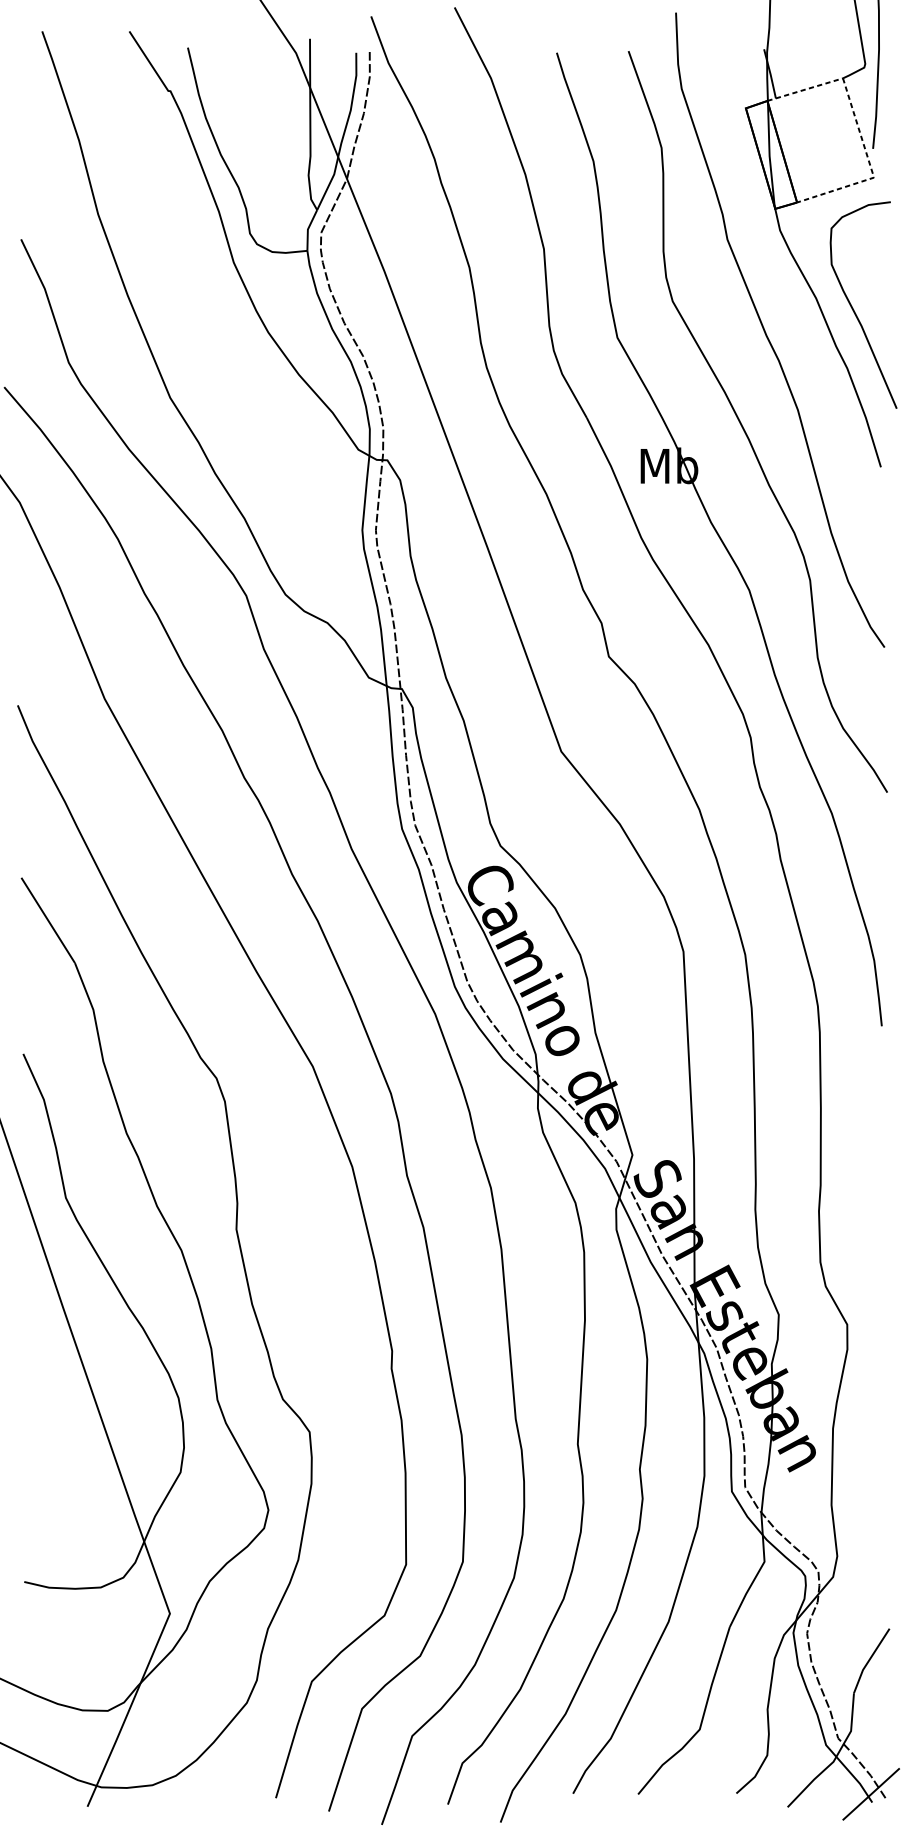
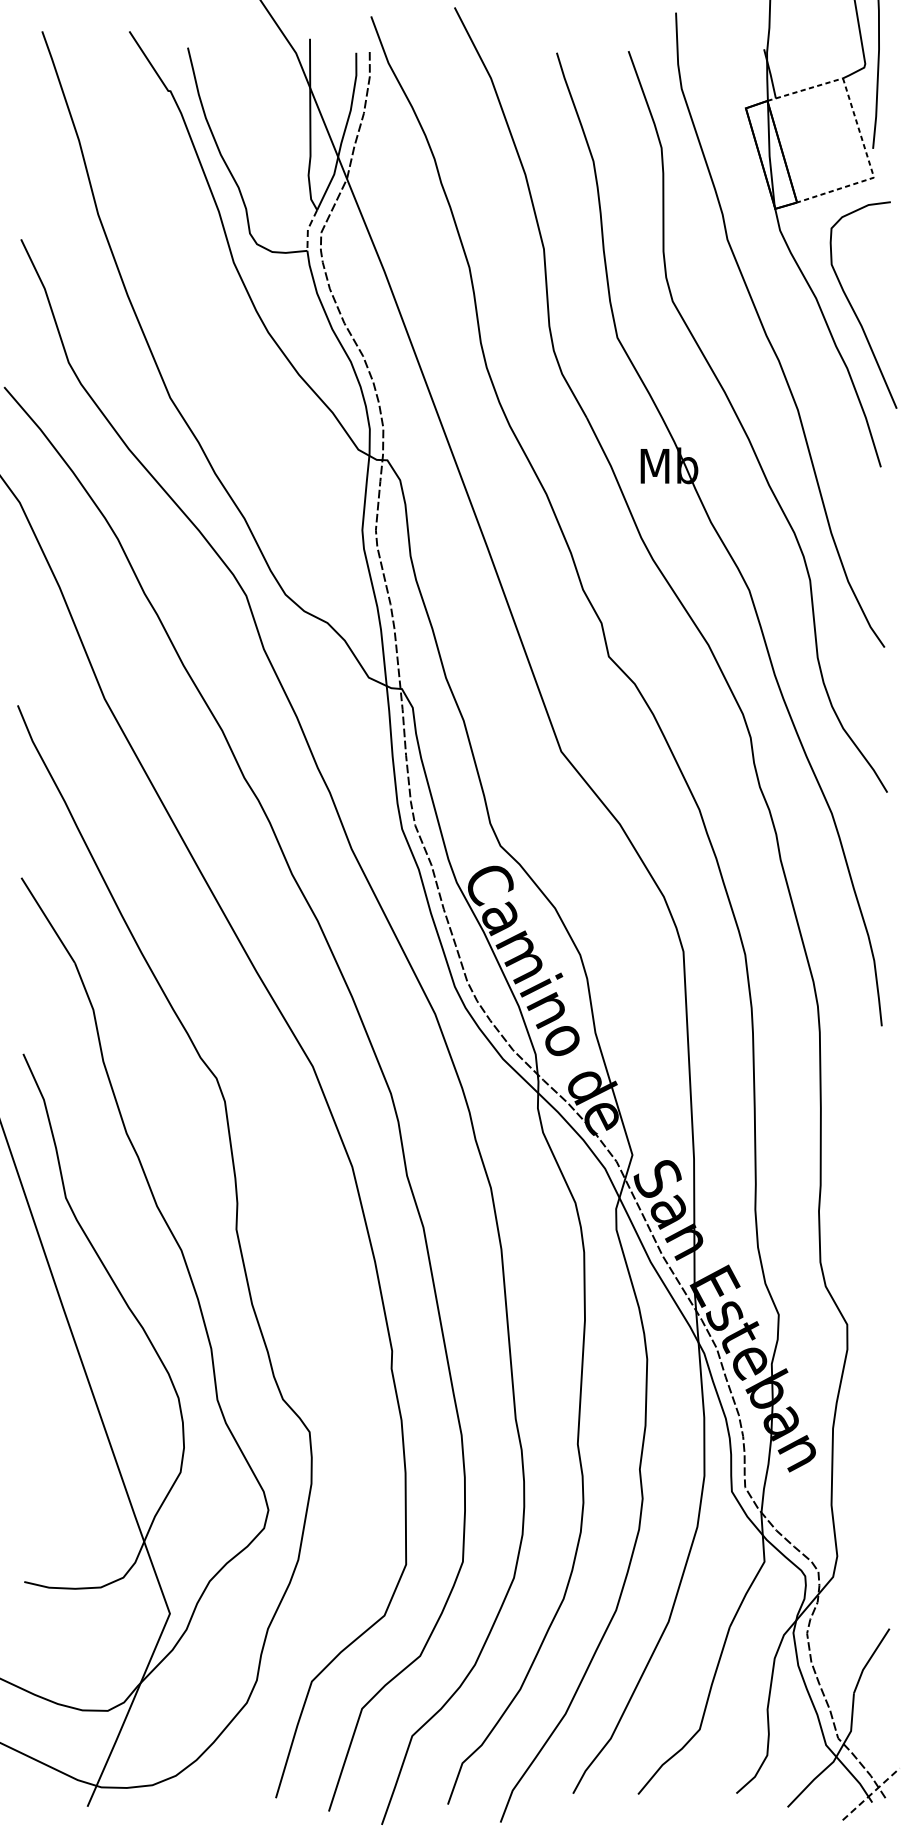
line: solid -> dashed (307, 229)
line: solid -> dashed (871, 1794)
